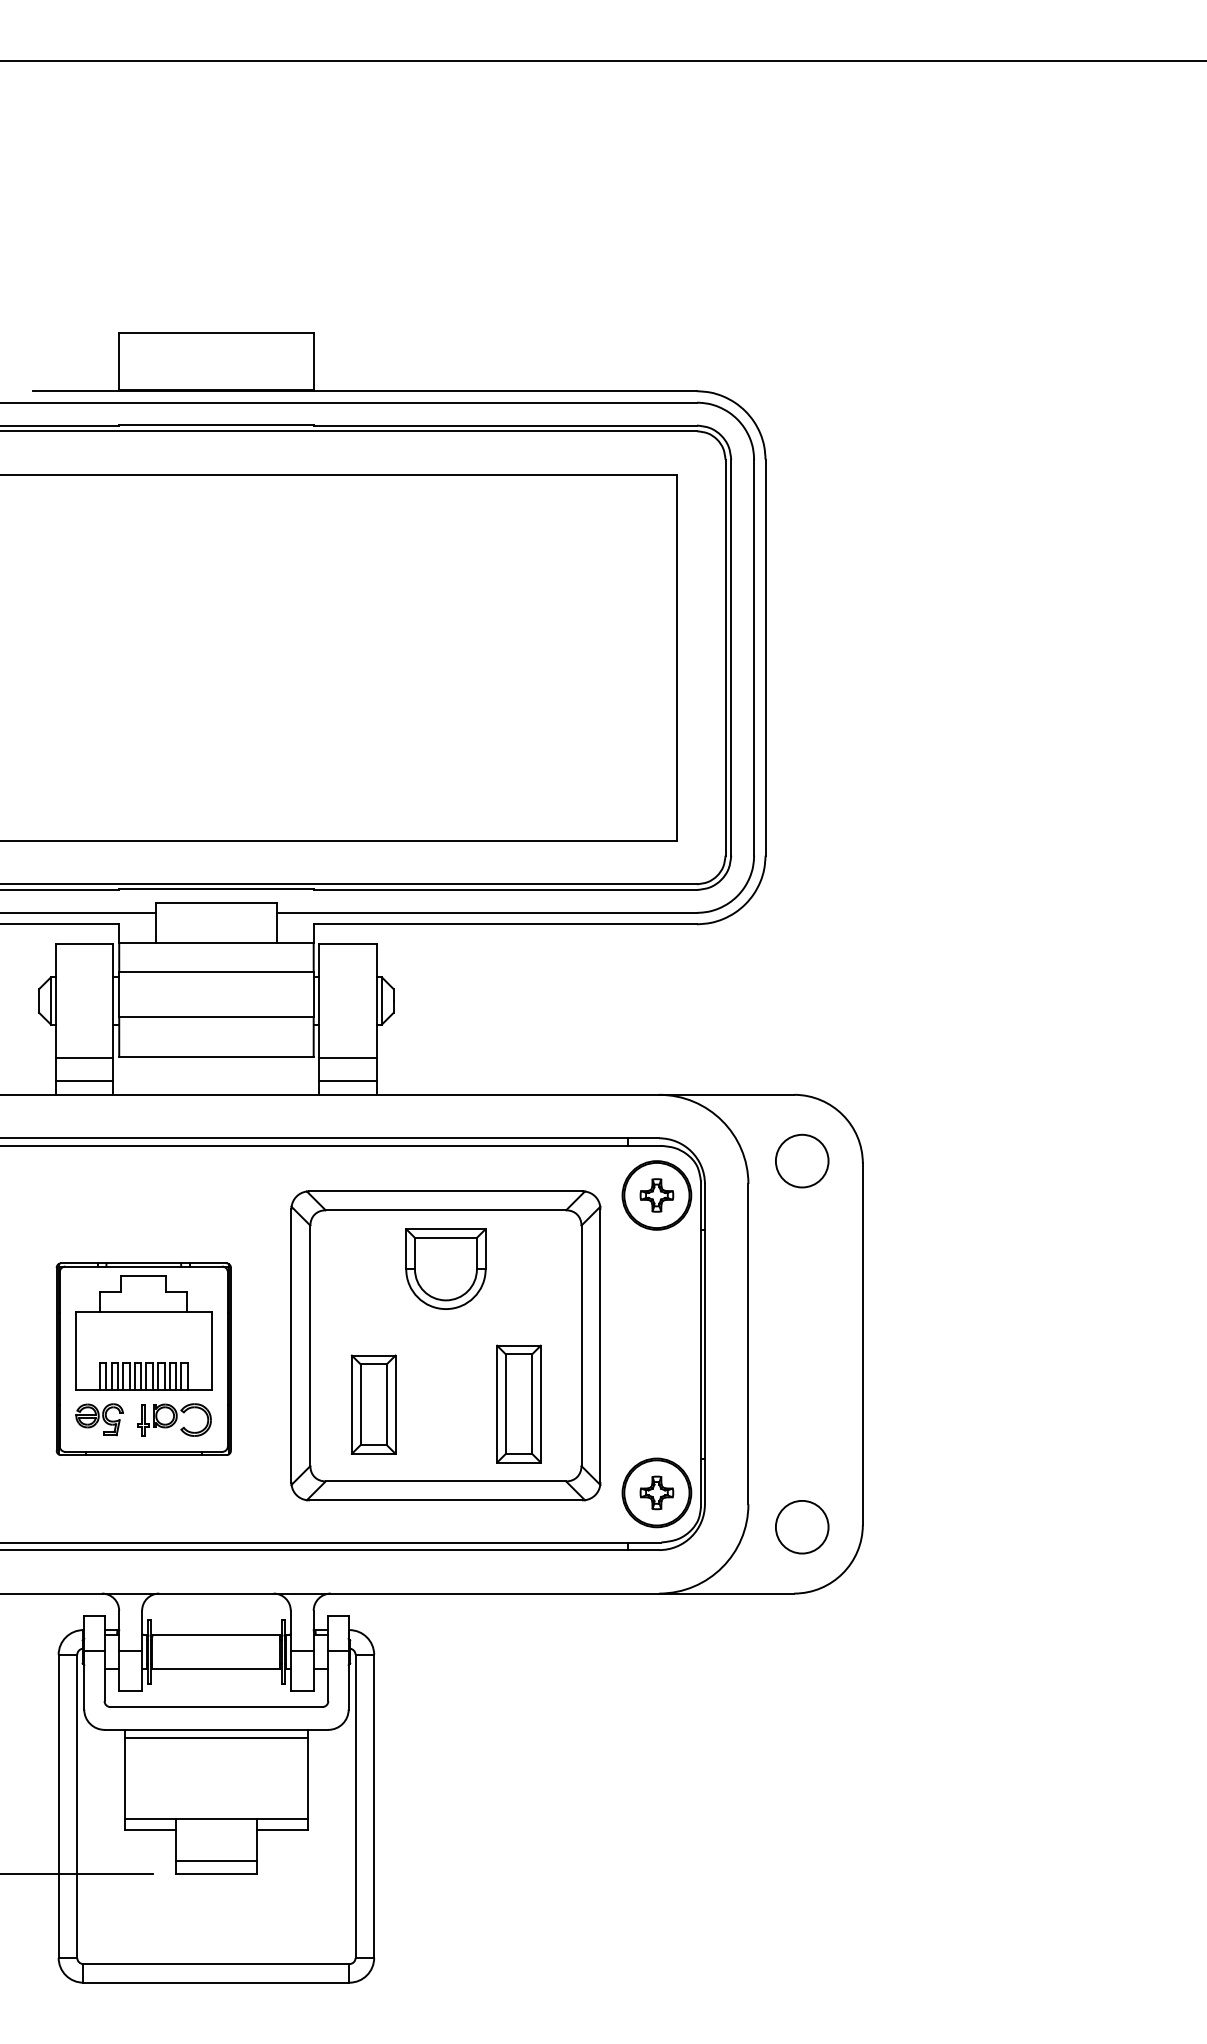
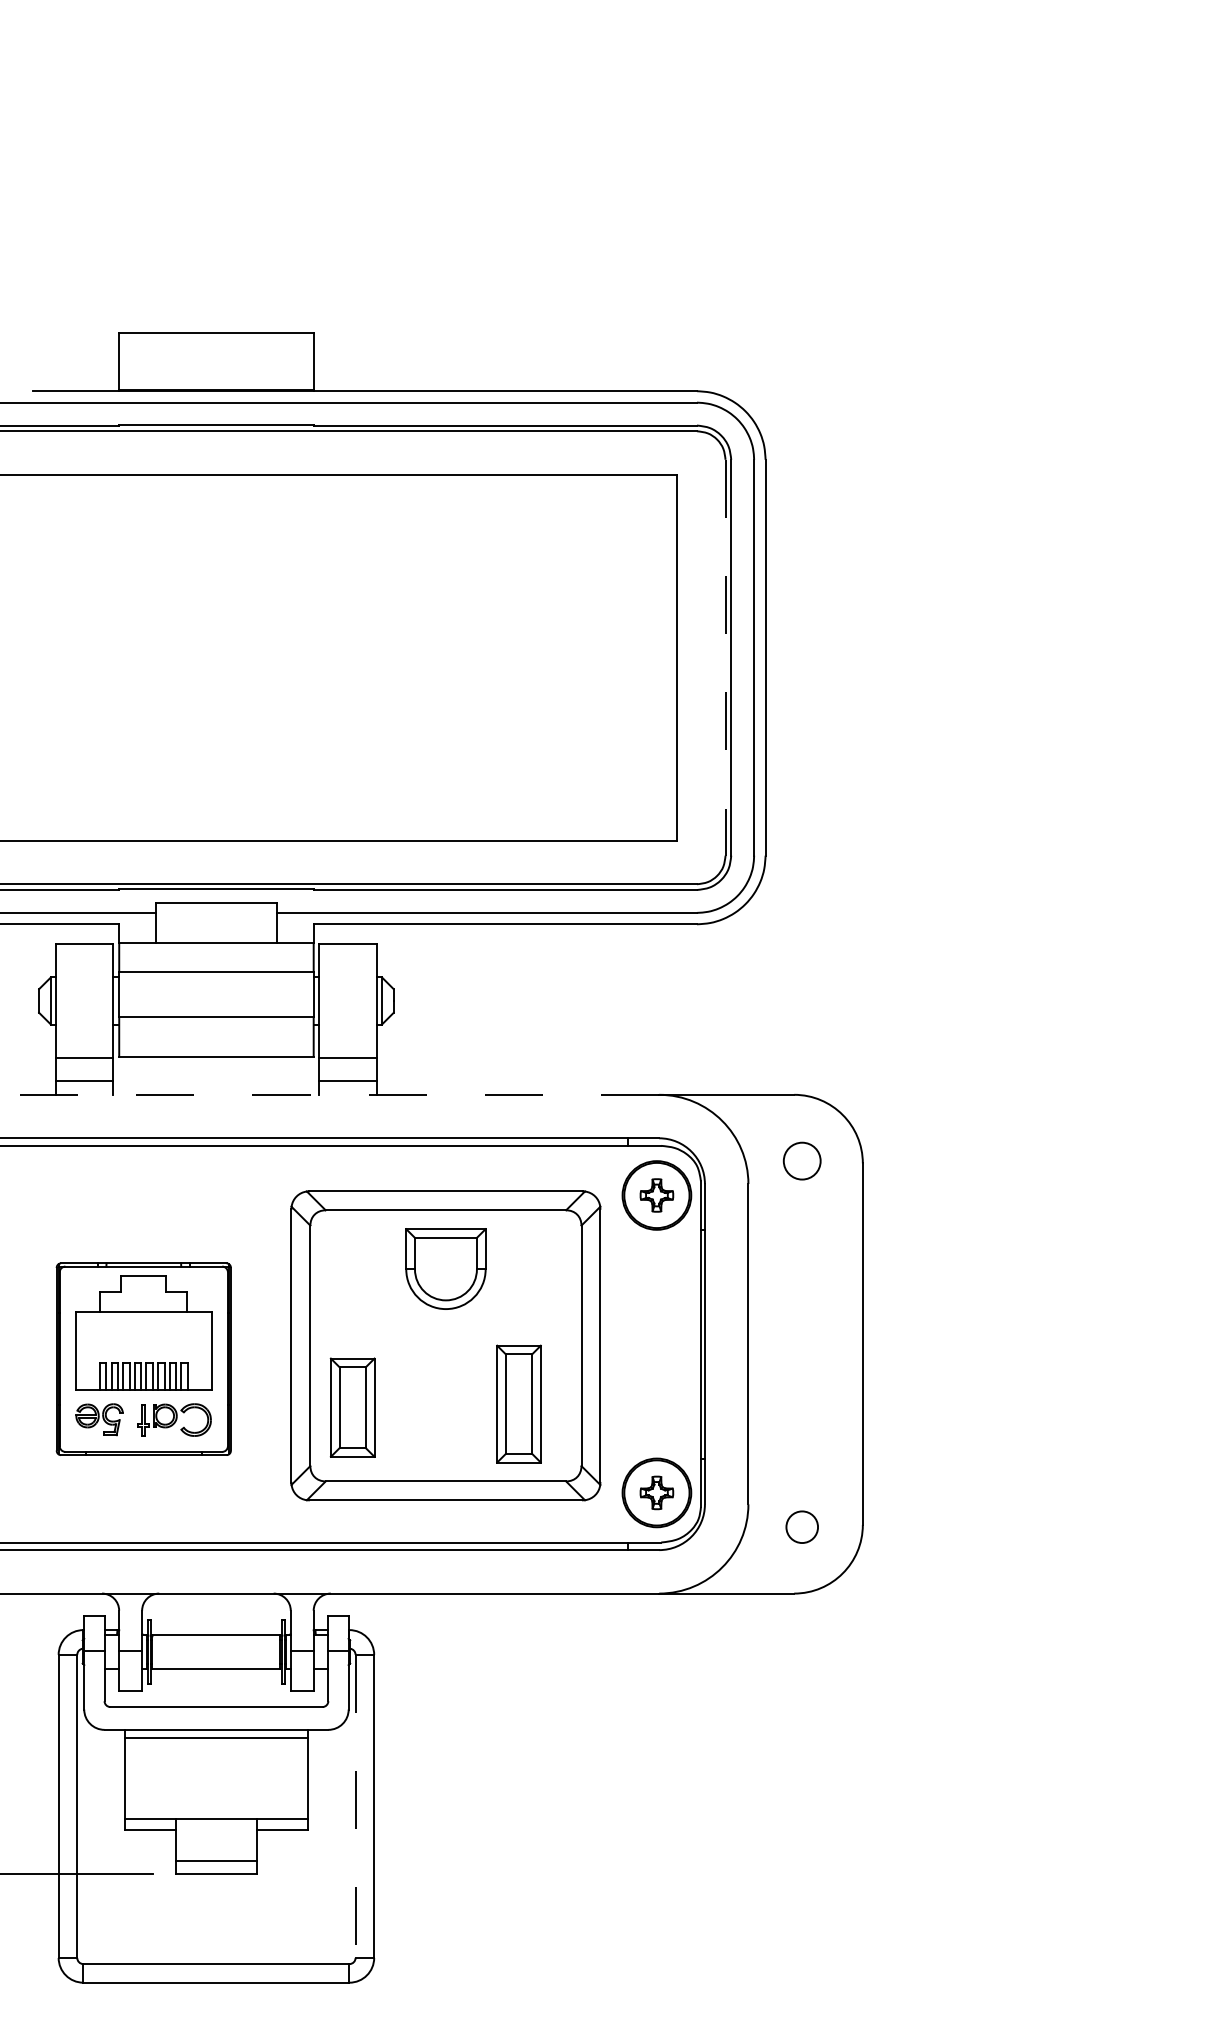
line: present -> none (602, 61)
line: solid -> dashed (725, 657)
line: solid -> dashed (329, 1094)
circle diameter: 53 px -> 37 px (801, 1160)
part position: (373, 1404) -> (352, 1407) (352, 1407)
circle diameter: 53 px -> 32 px (802, 1527)
line: solid -> dashed (355, 1806)
